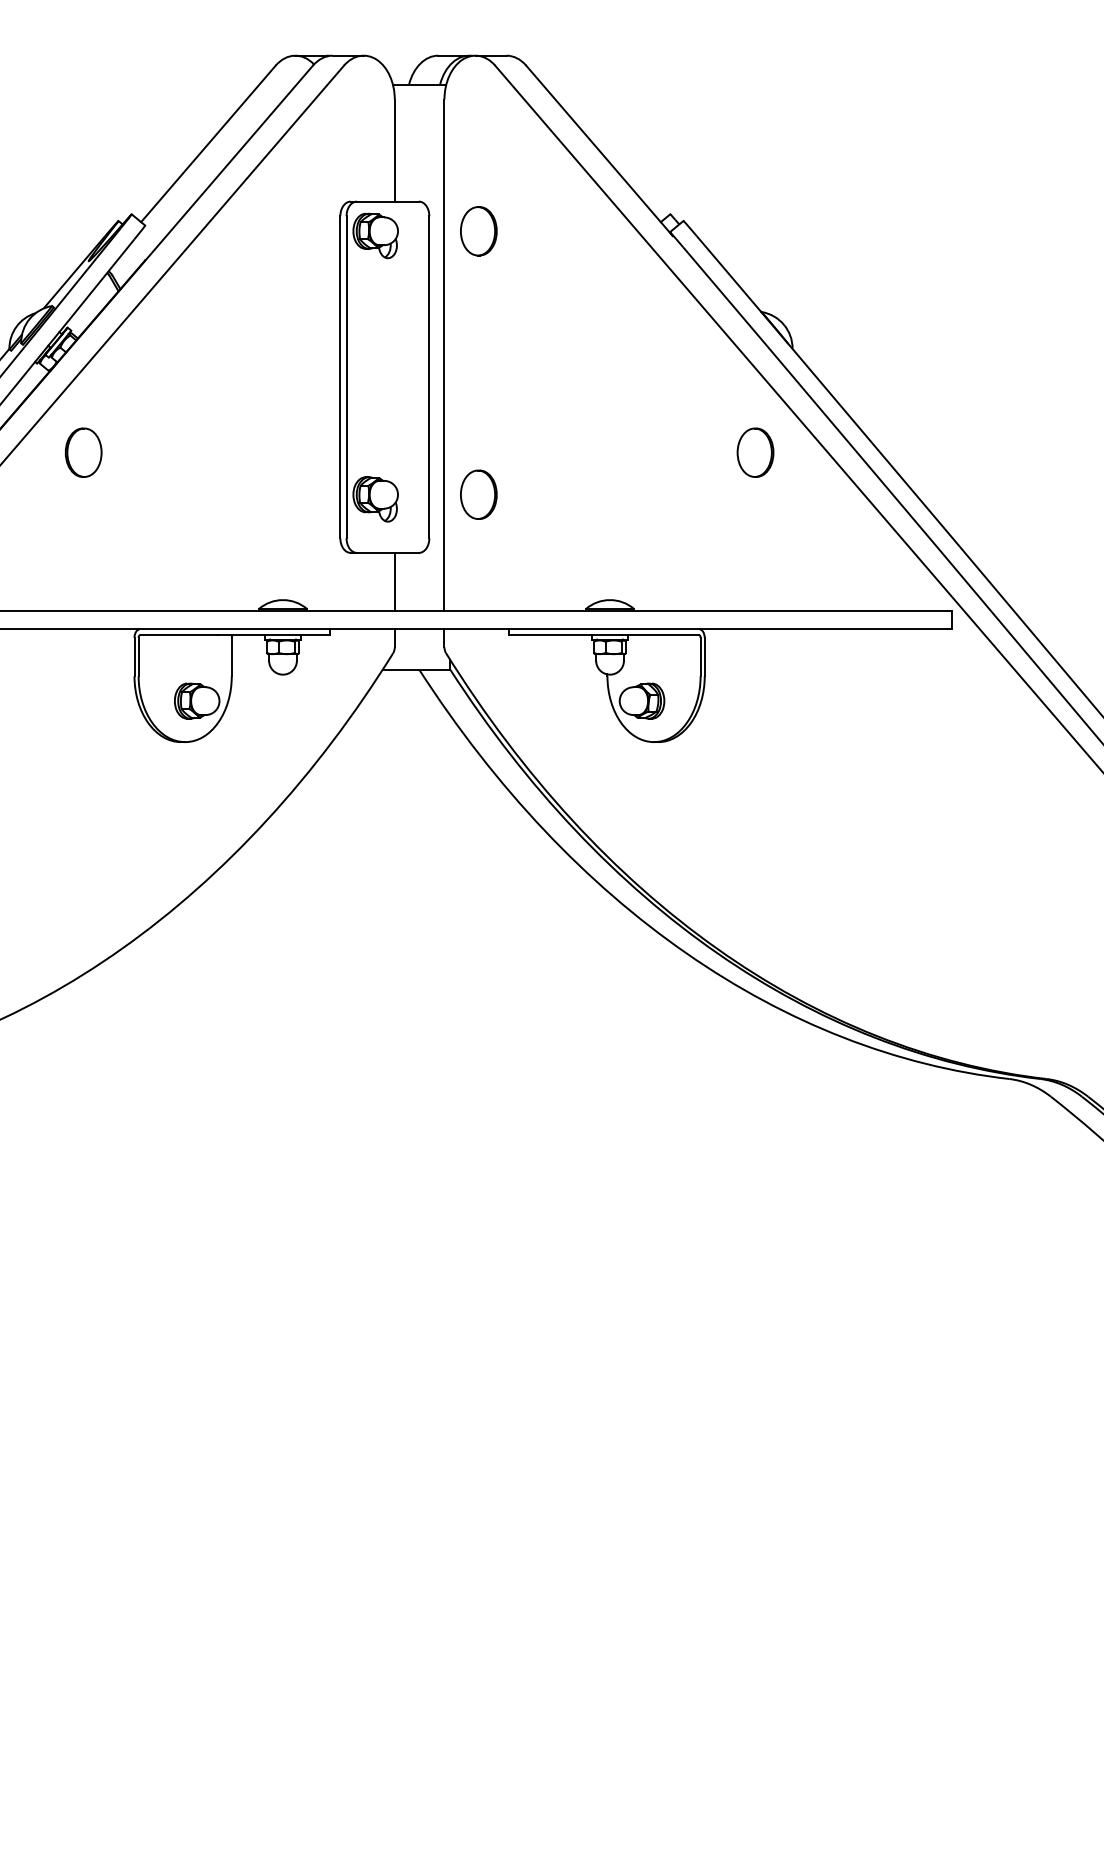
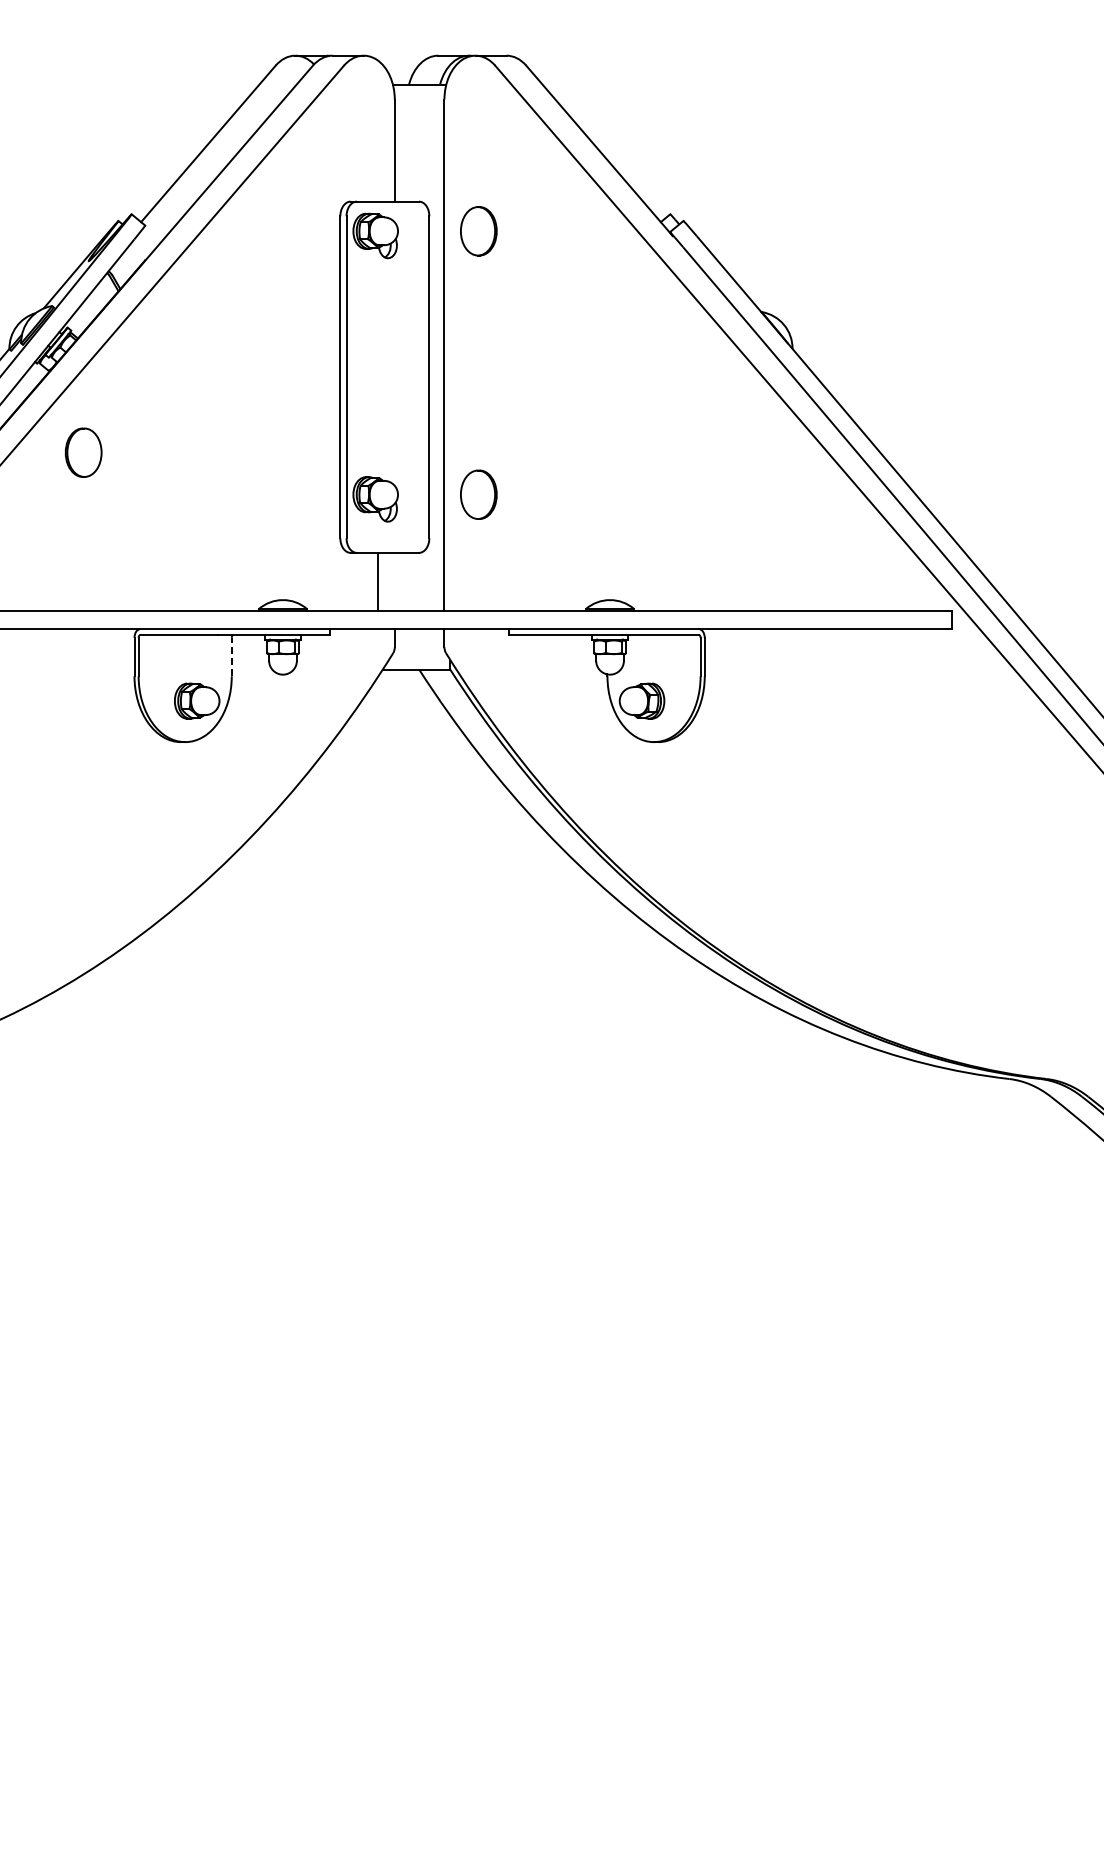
part: present -> none (755, 452)
line position: (394, 581) -> (377, 581) (377, 581)
line: solid -> dashed (231, 656)
